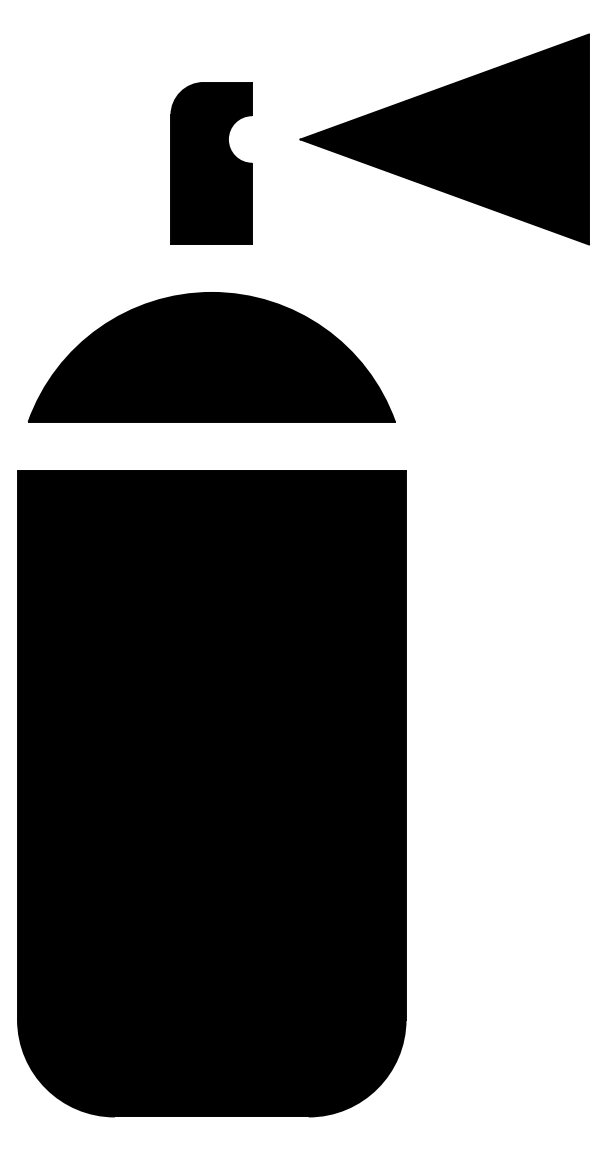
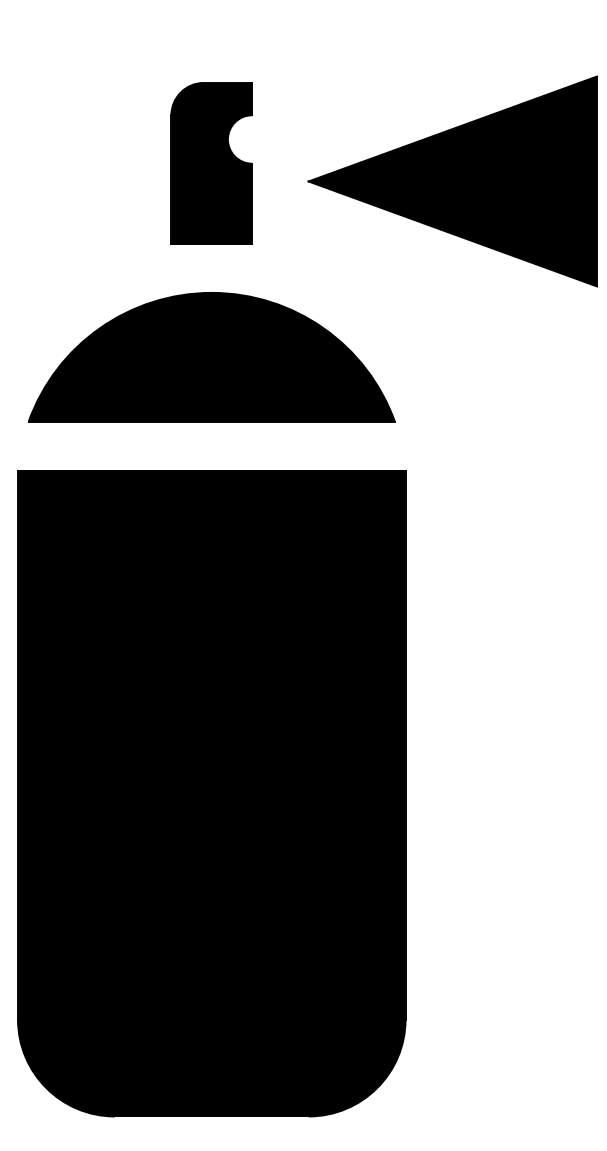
part position: (444, 139) -> (452, 181) (452, 181)
